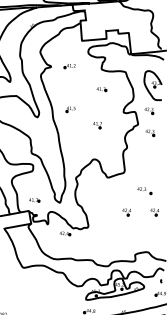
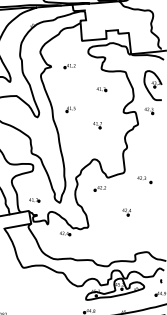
part: present -> none (150, 133)
part: none -> present (99, 188)
part position: (144, 191) -> (144, 180) (144, 180)
part: present -> none (154, 212)
